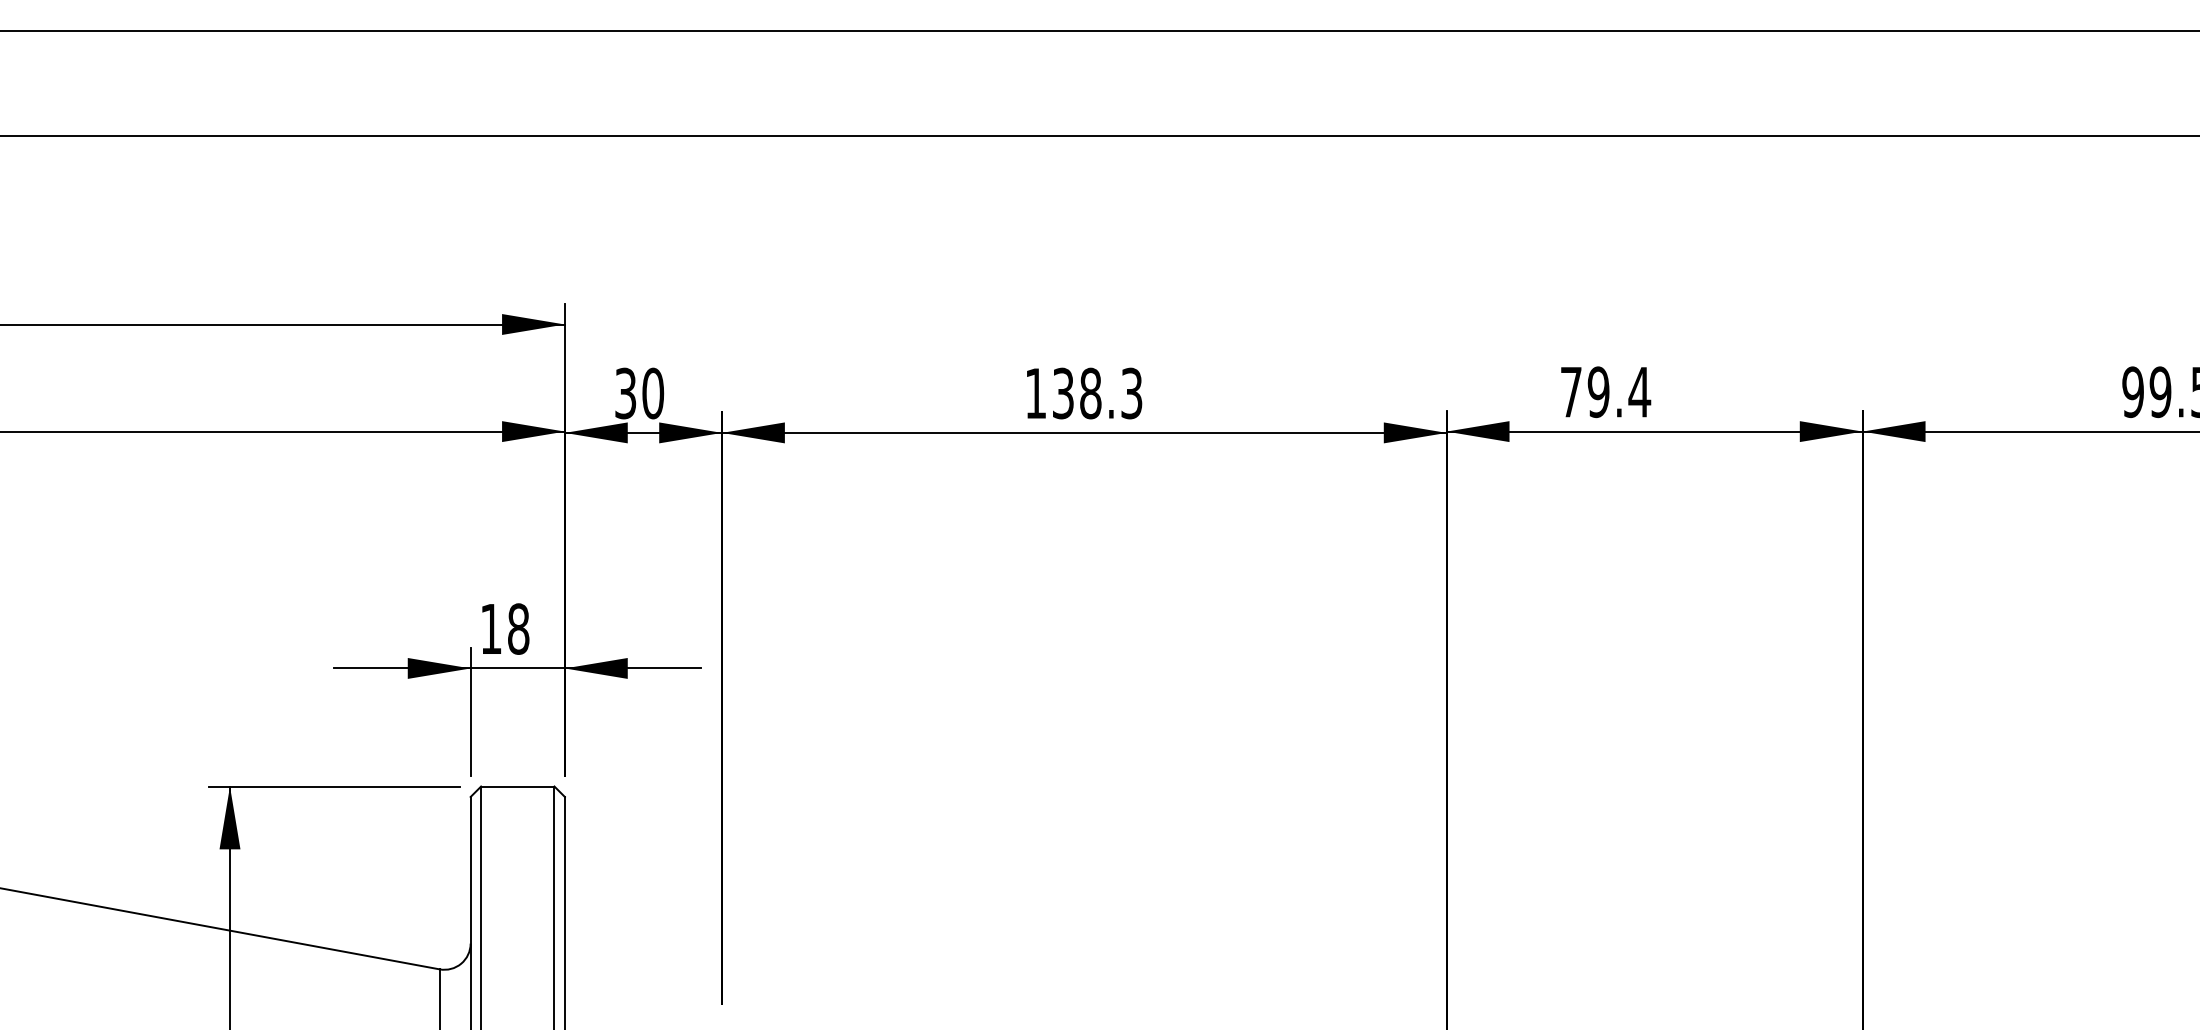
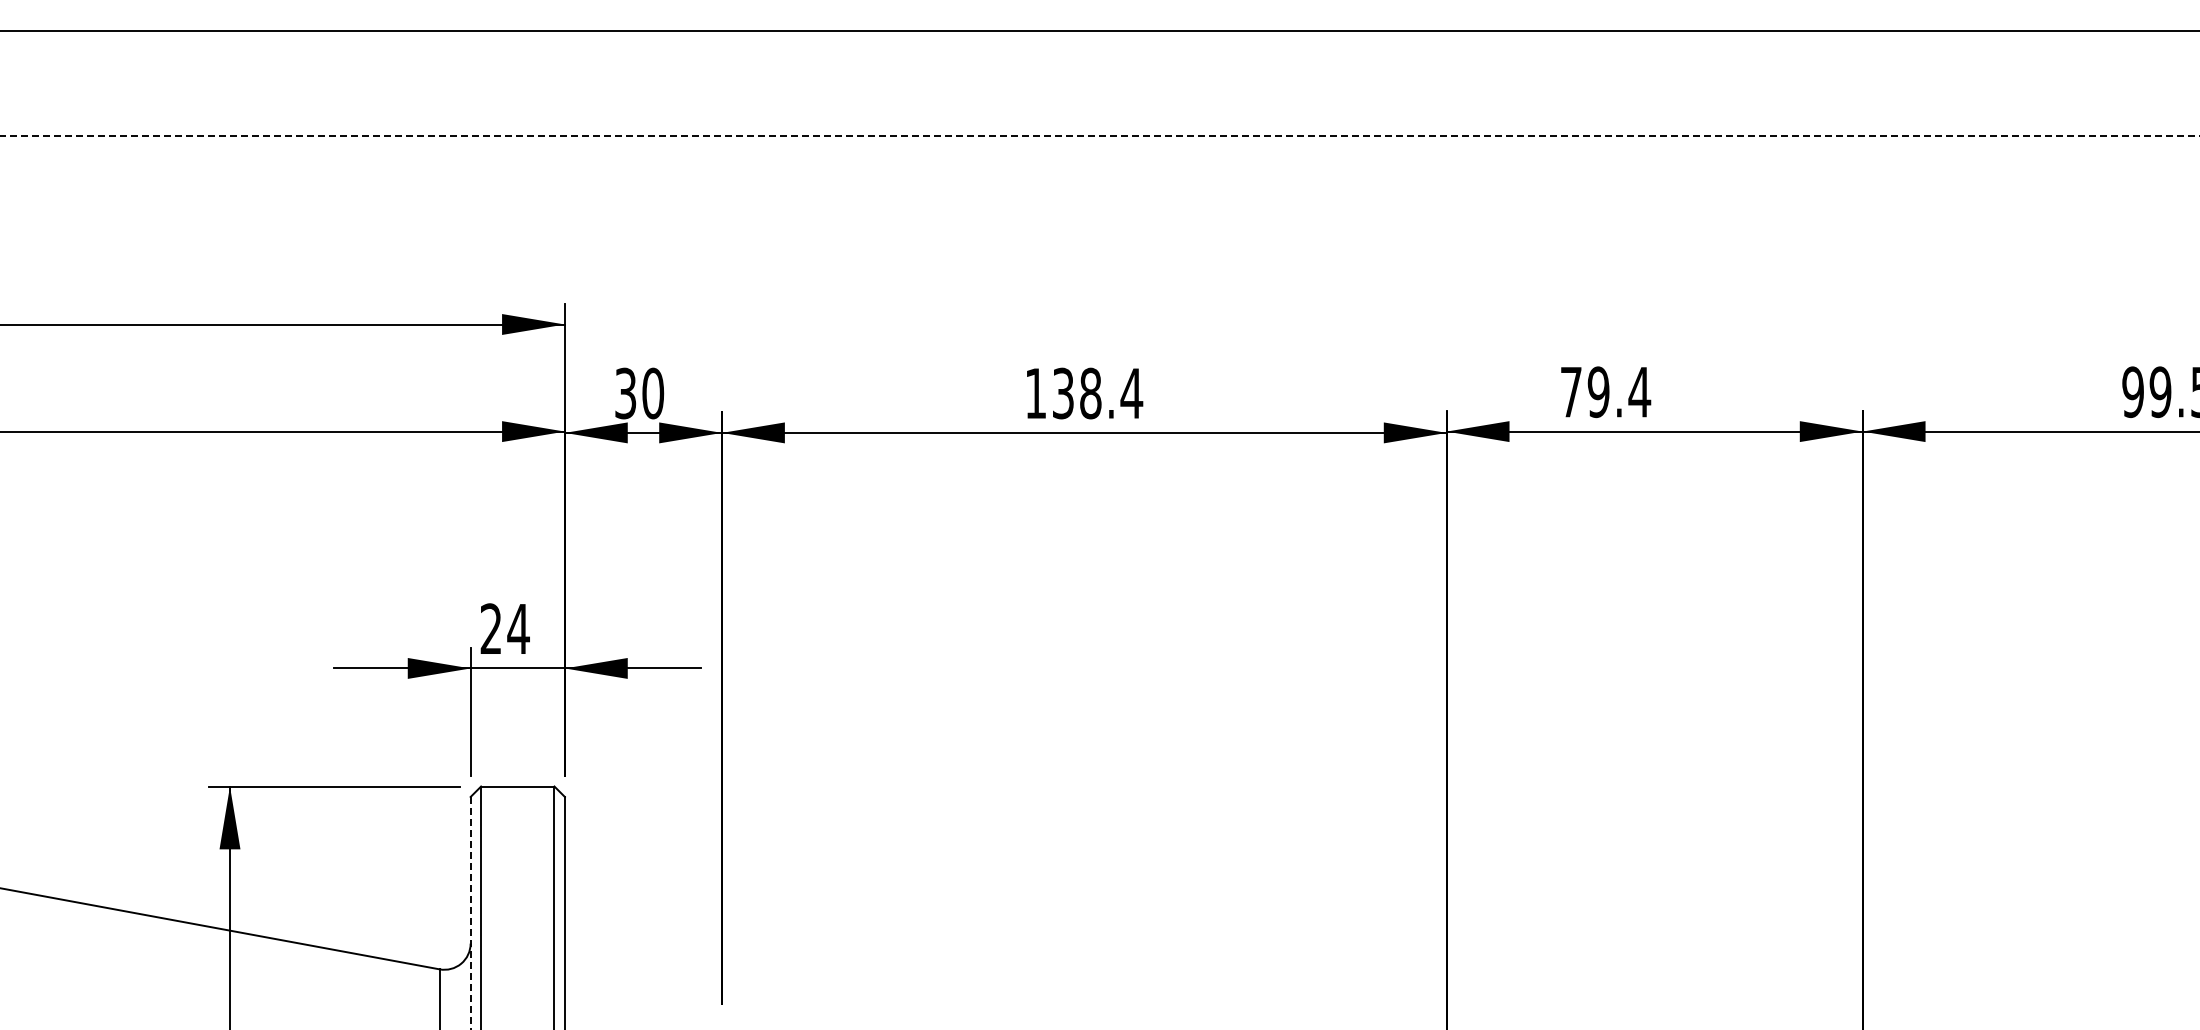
line: solid -> dashed (1099, 135)
text: 138.3 -> 138.4 (1131, 393)
text: 18 -> 24 (504, 628)
line: solid -> dashed (470, 912)
